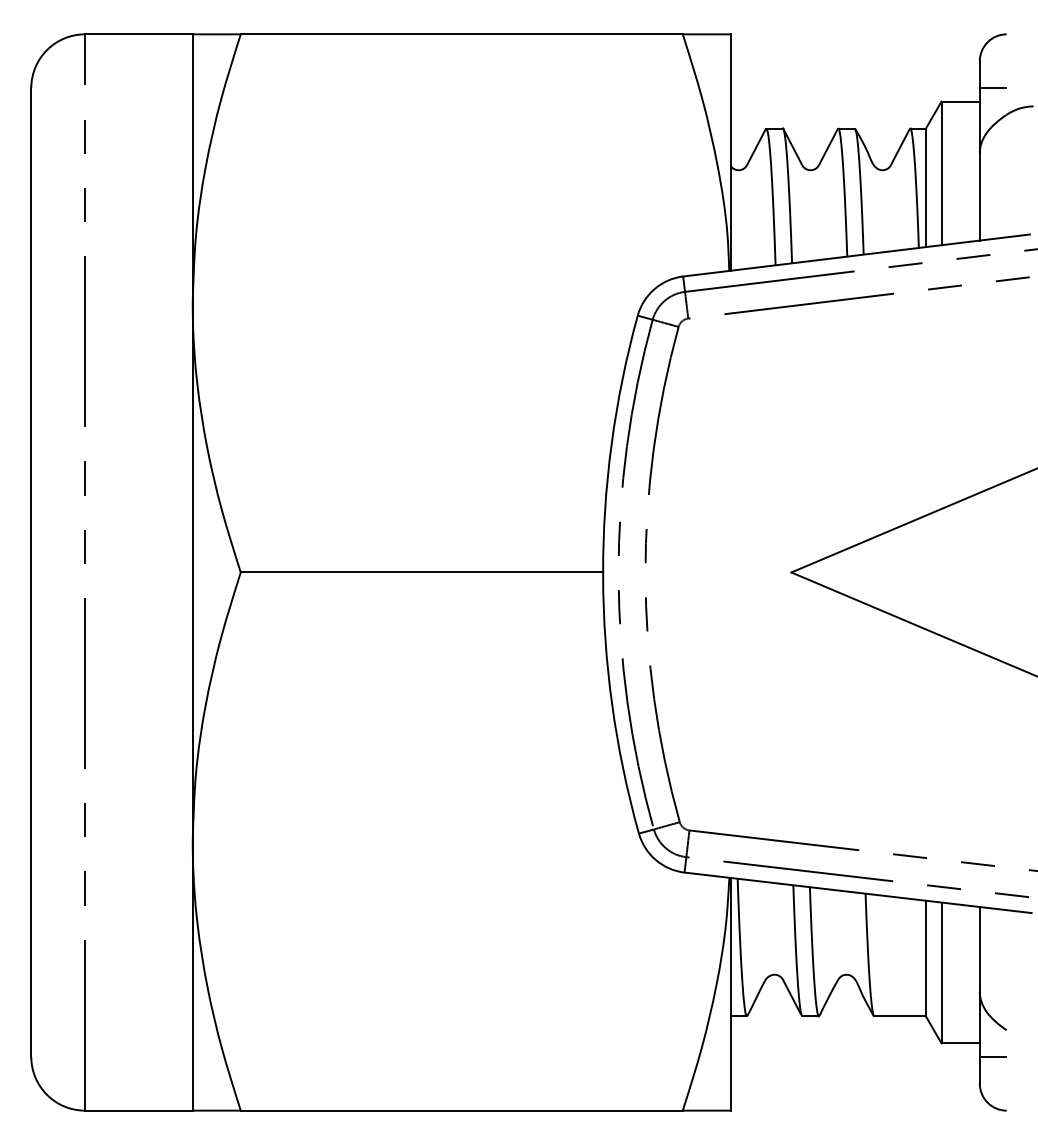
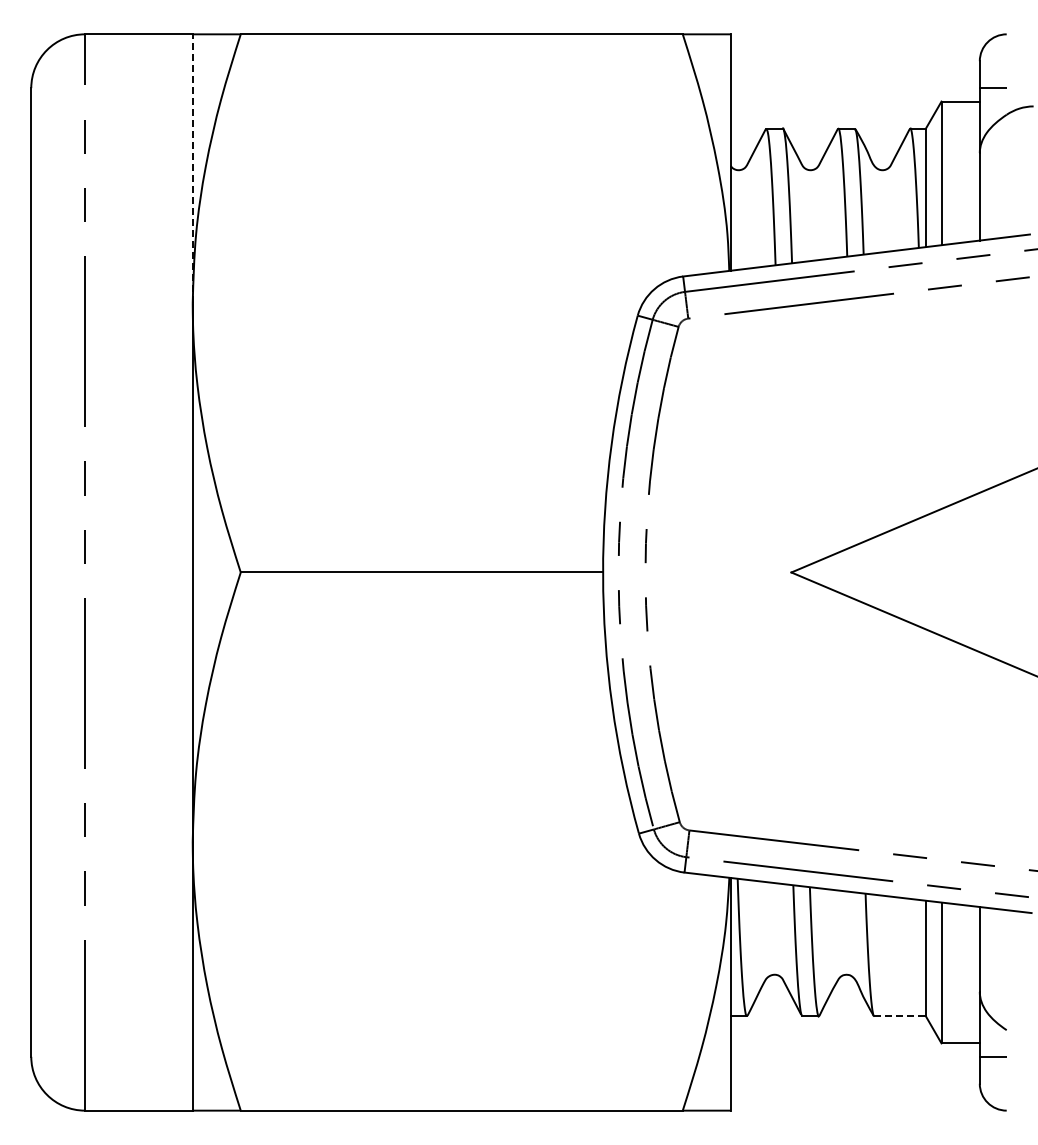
line: solid -> dashed (192, 168)
line: solid -> dashed (900, 1016)
